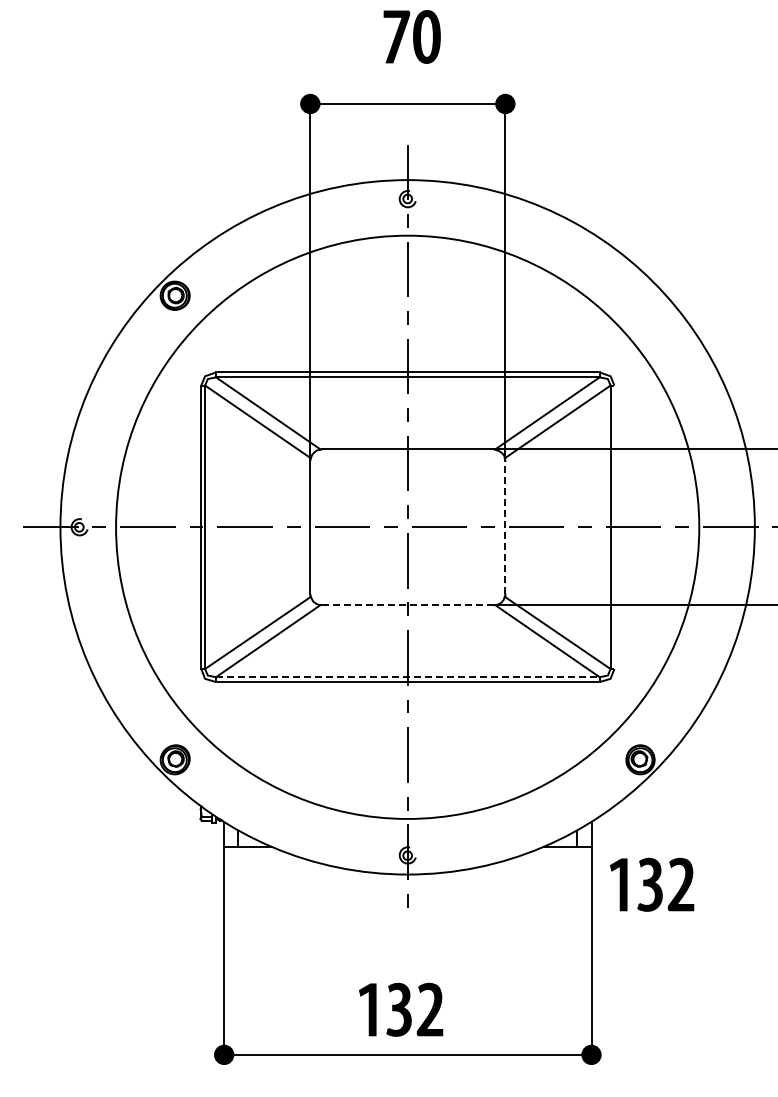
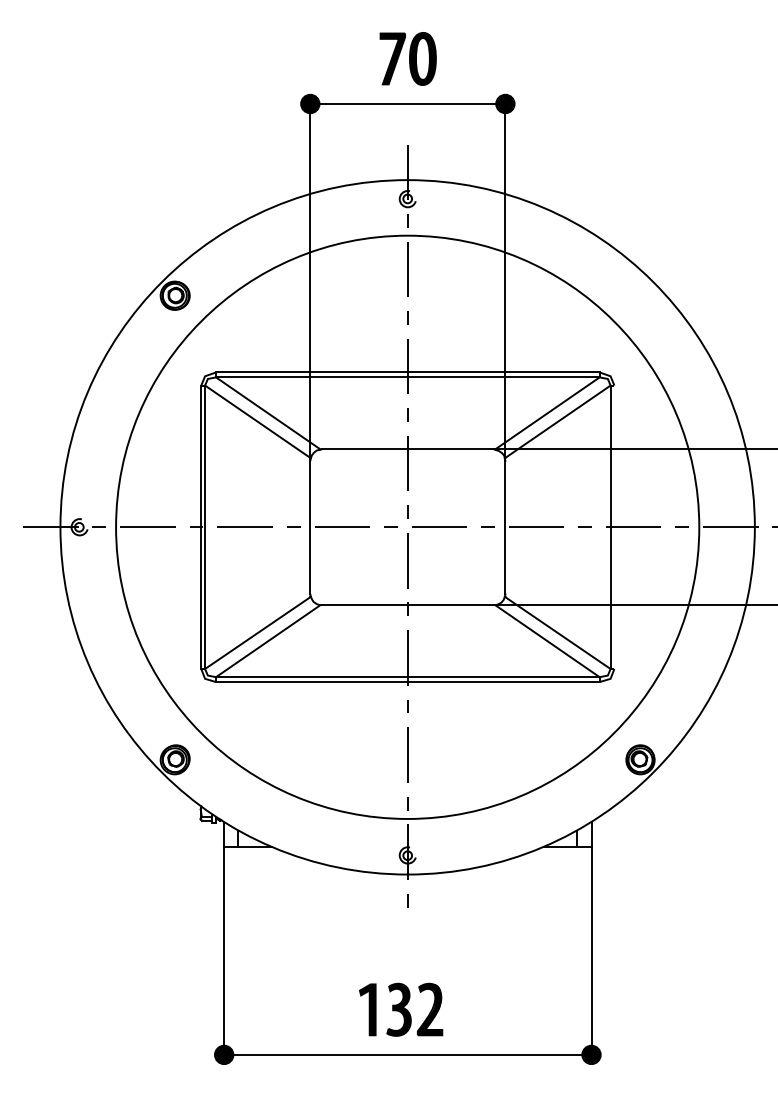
part position: (411, 36) -> (407, 58) (407, 58)
line: dashed -> solid (505, 527)
line: dashed -> solid (408, 605)
line: dashed -> solid (407, 677)
part: present -> none (652, 884)
